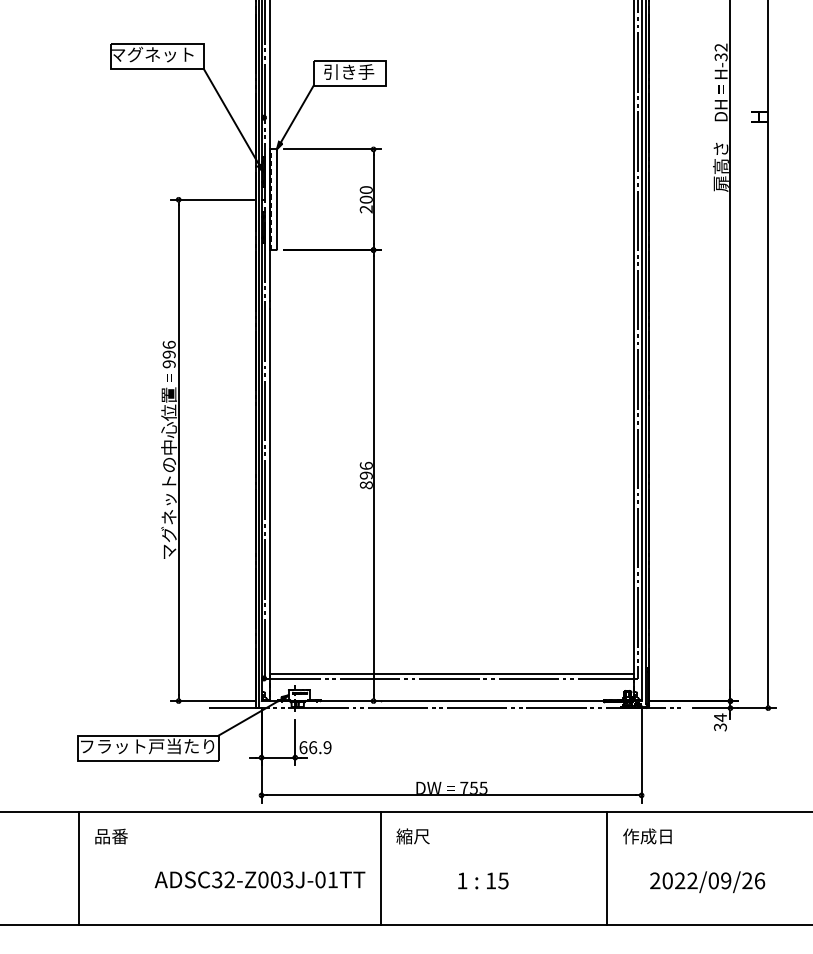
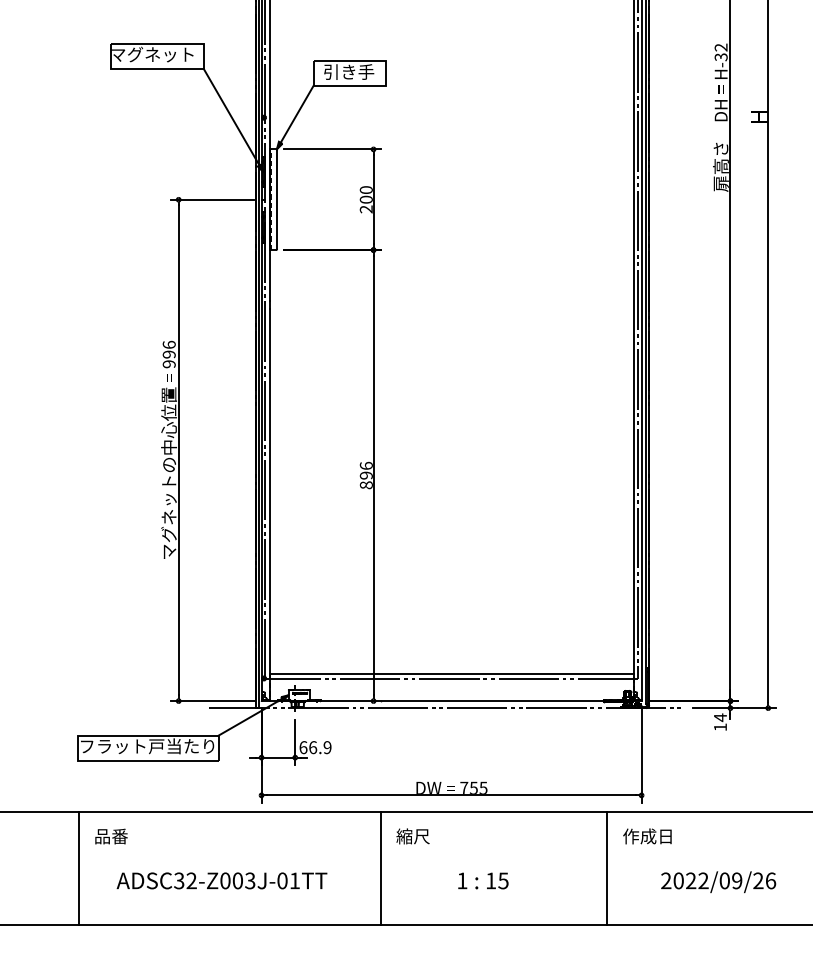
text: 34 -> 14 (719, 727)
text position: (259, 879) -> (221, 880) (221, 880)
text position: (707, 882) -> (718, 882) (718, 882)
